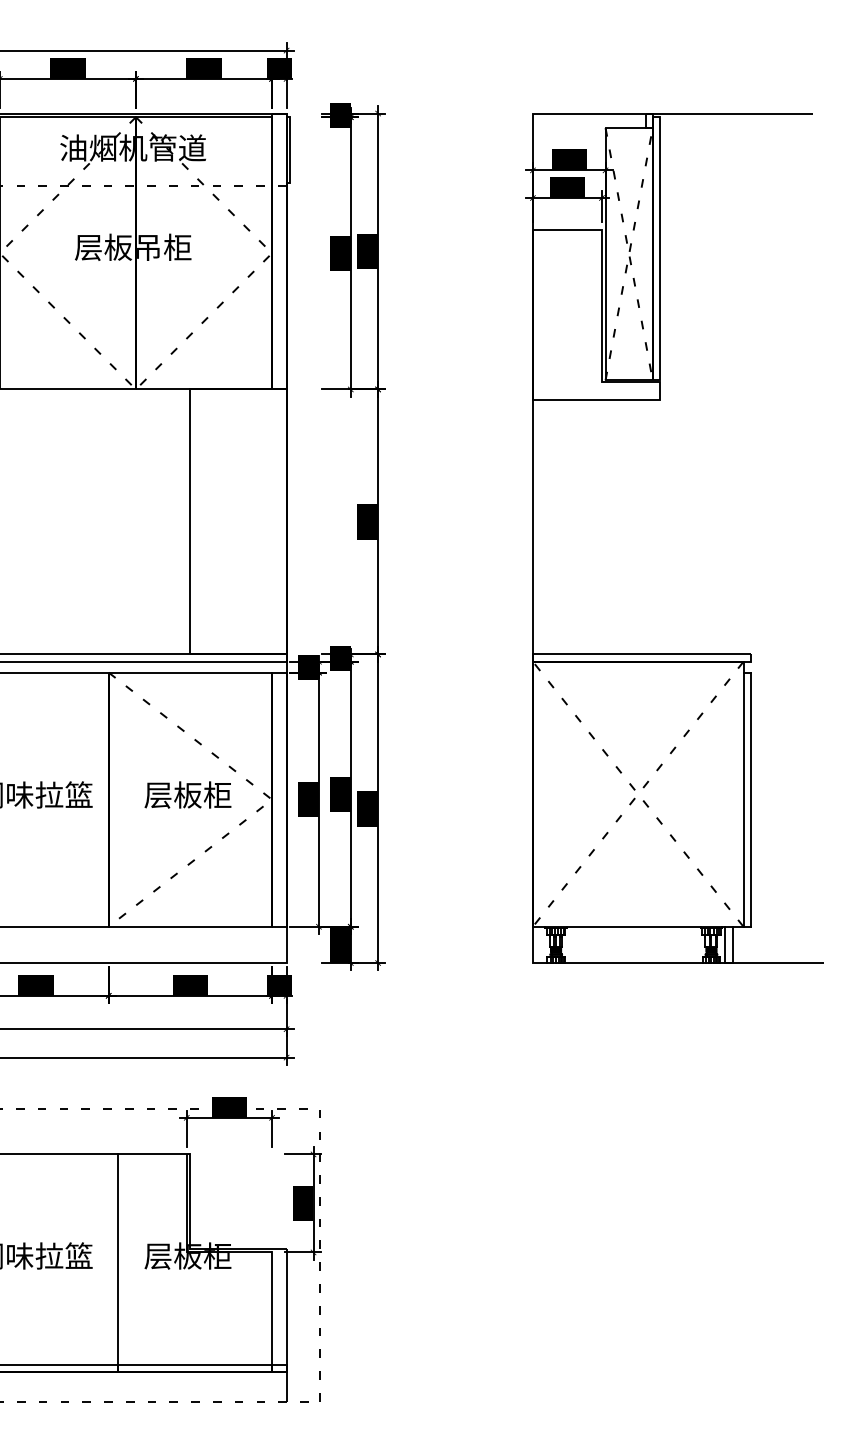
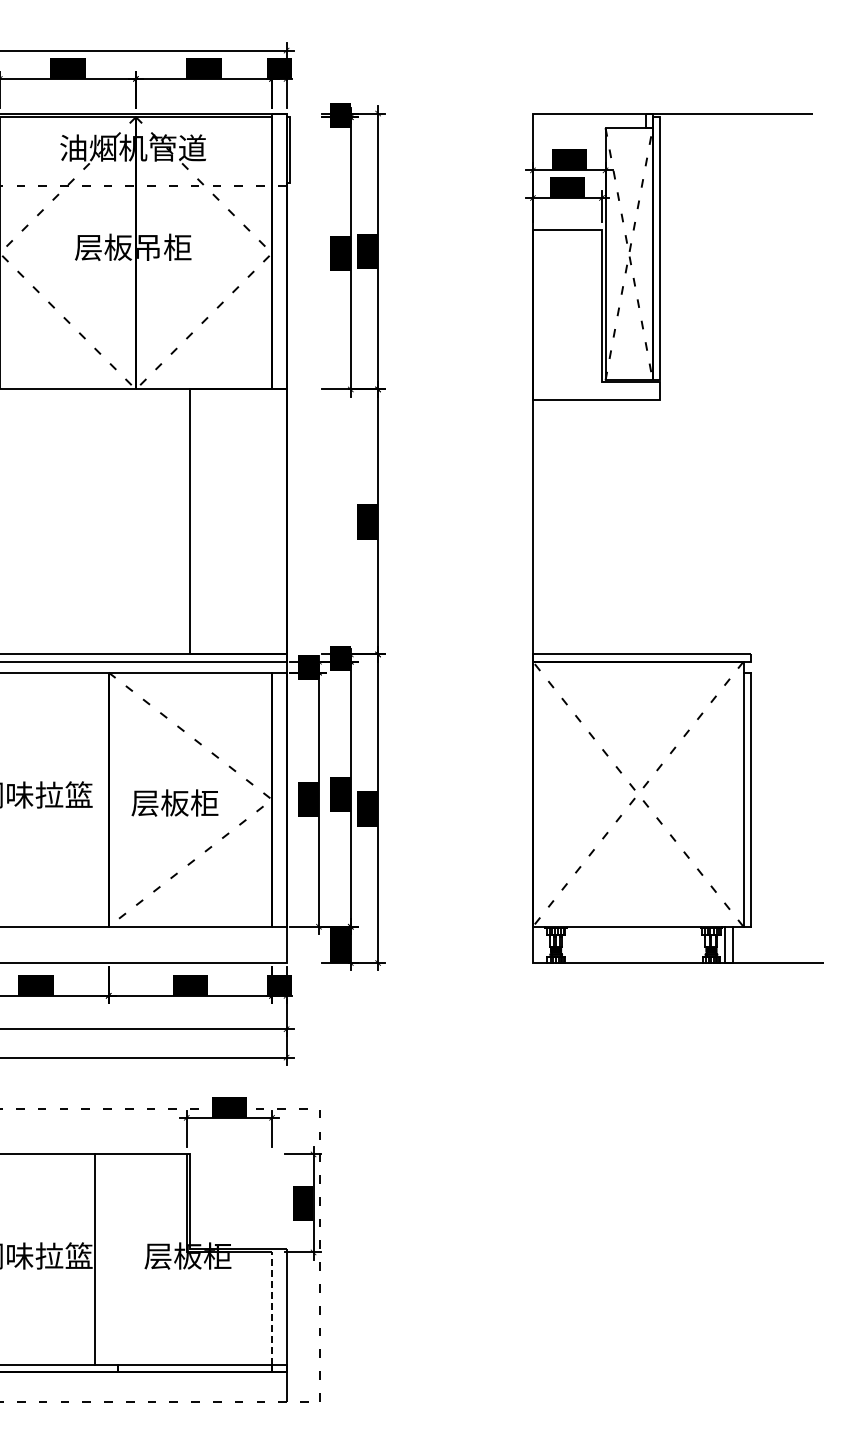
text position: (187, 794) -> (174, 802) (174, 802)
line position: (117, 1259) -> (94, 1259) (94, 1259)
line: solid -> dashed (272, 1308)
